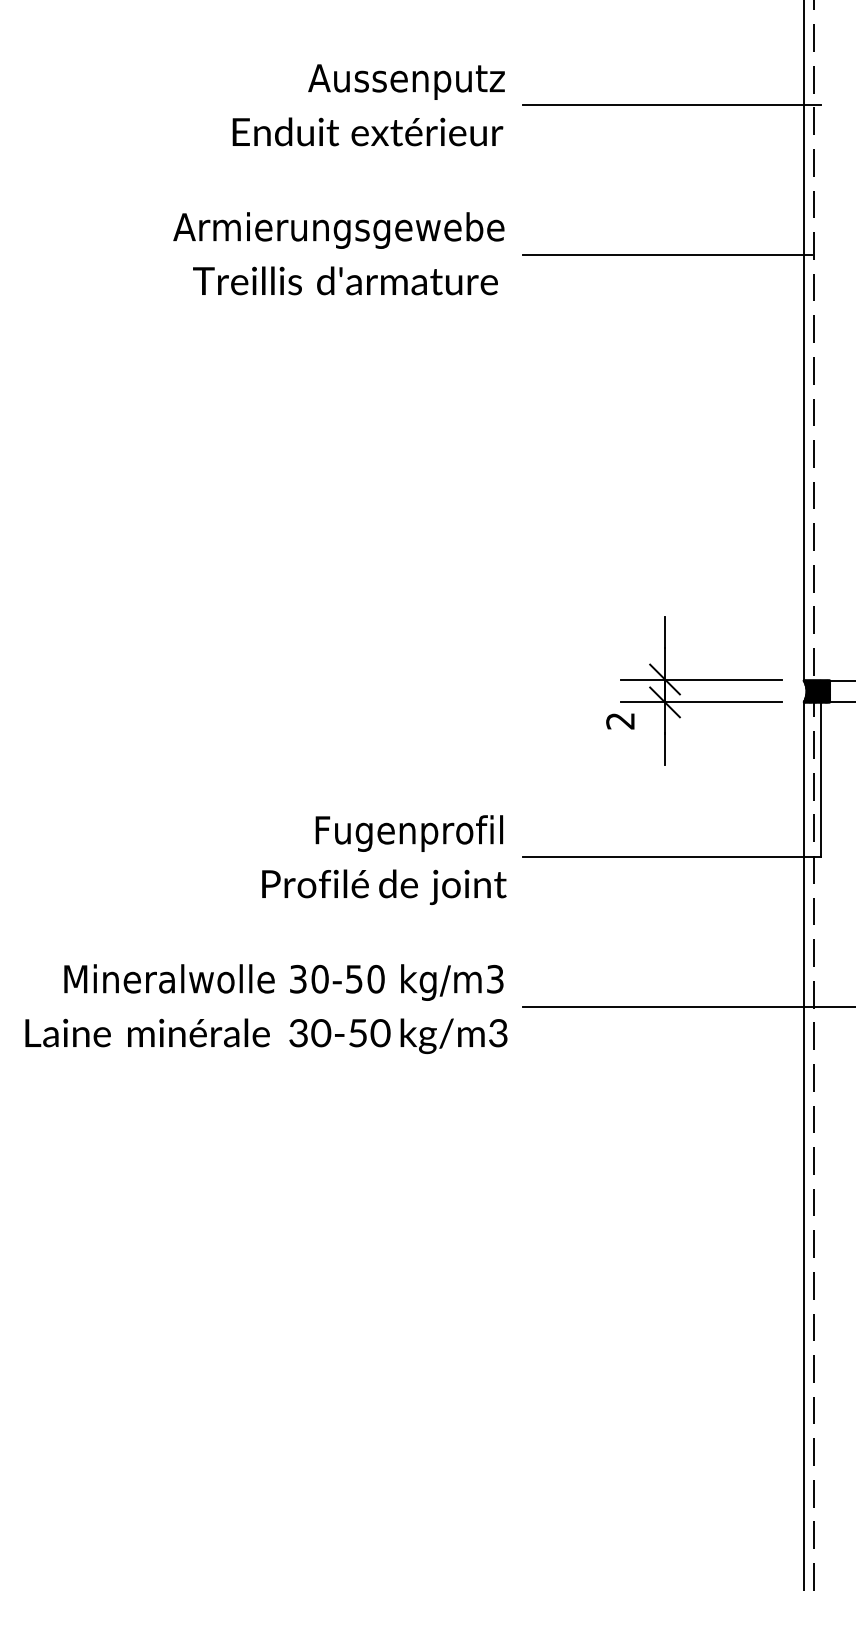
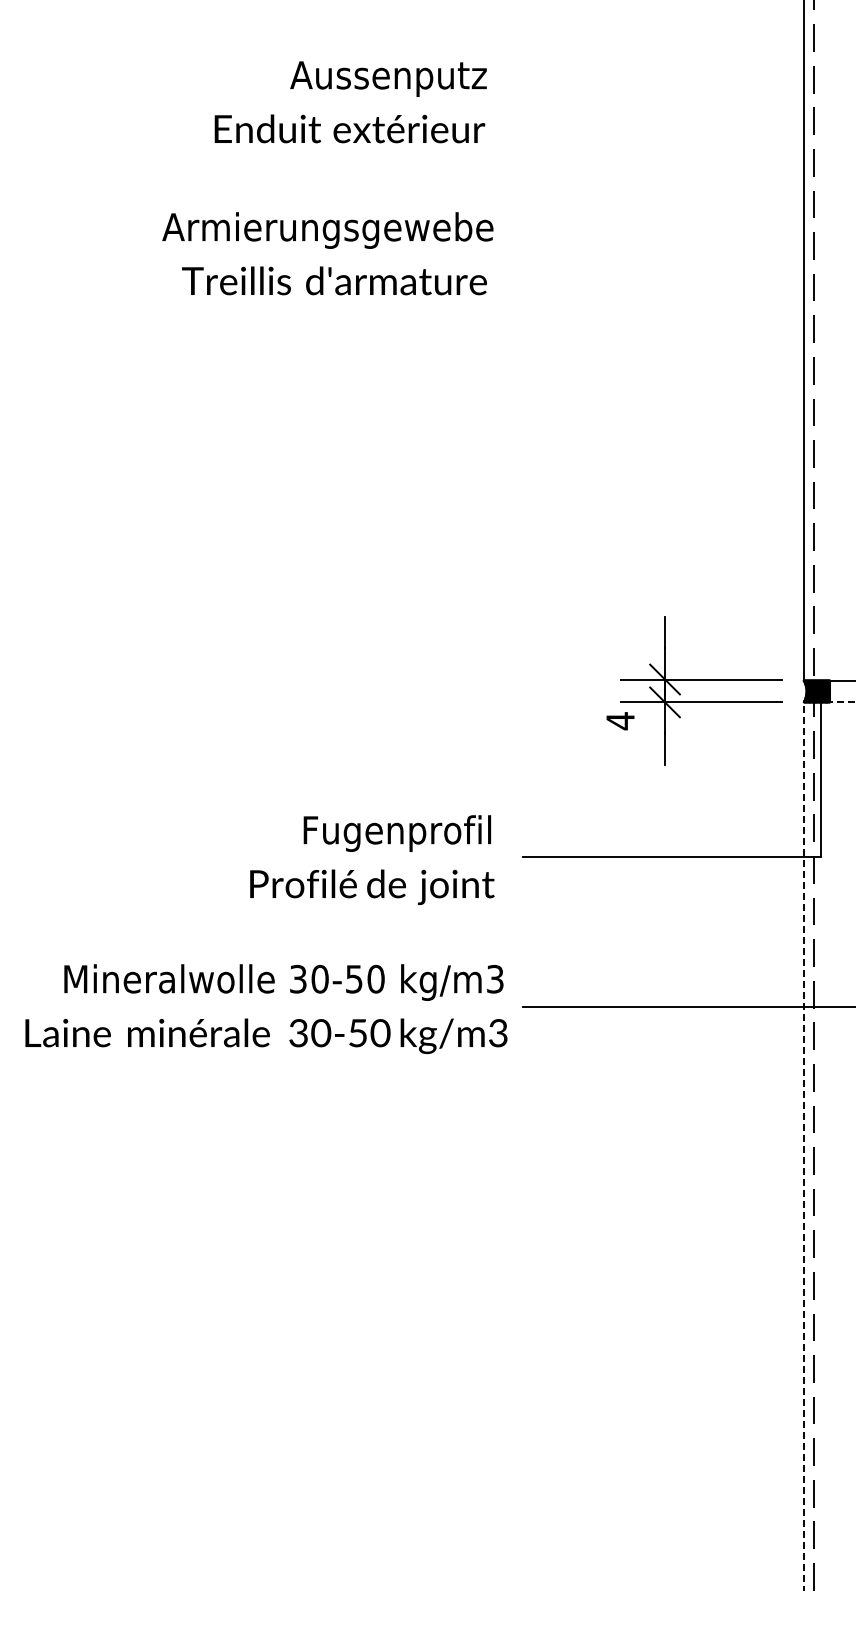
line: present -> none (671, 104)
text position: (368, 105) -> (350, 102) (350, 102)
text position: (338, 253) -> (327, 253) (327, 253)
line: present -> none (667, 255)
text: 2 -> 4 (620, 721)
text position: (384, 859) -> (372, 859) (372, 859)
line: solid -> dashed (803, 1119)
